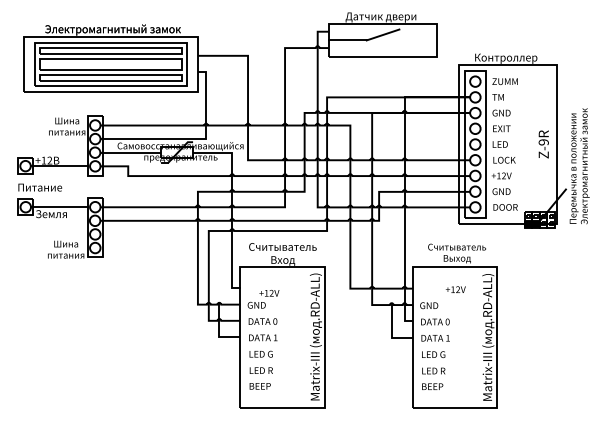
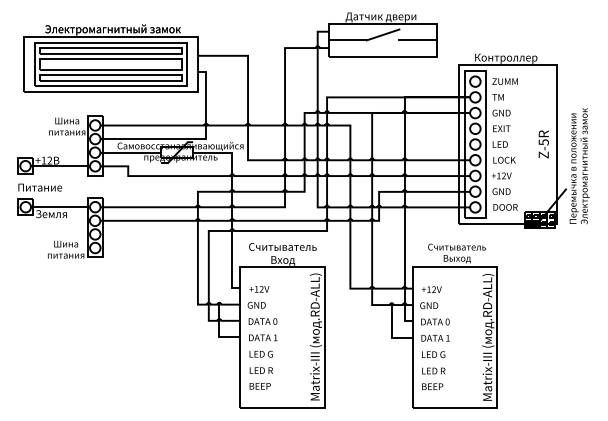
line: none -> present (418, 40)
text: Z-9R -> Z-5R (543, 142)
text position: (455, 289) -> (431, 289) (431, 289)
text position: (269, 293) -> (259, 289) (259, 289)
